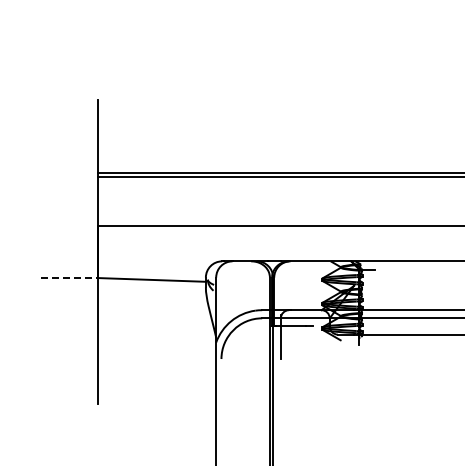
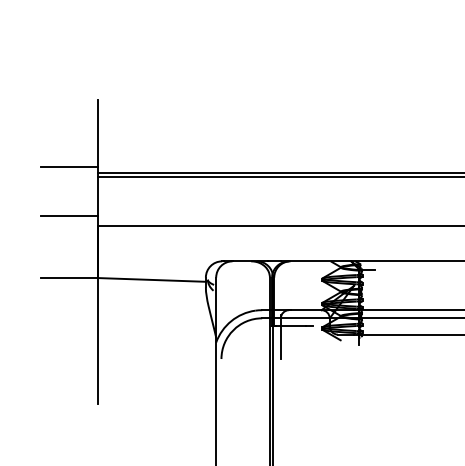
line: none -> present (68, 166)
line: none -> present (68, 215)
line: dashed -> solid (69, 278)
